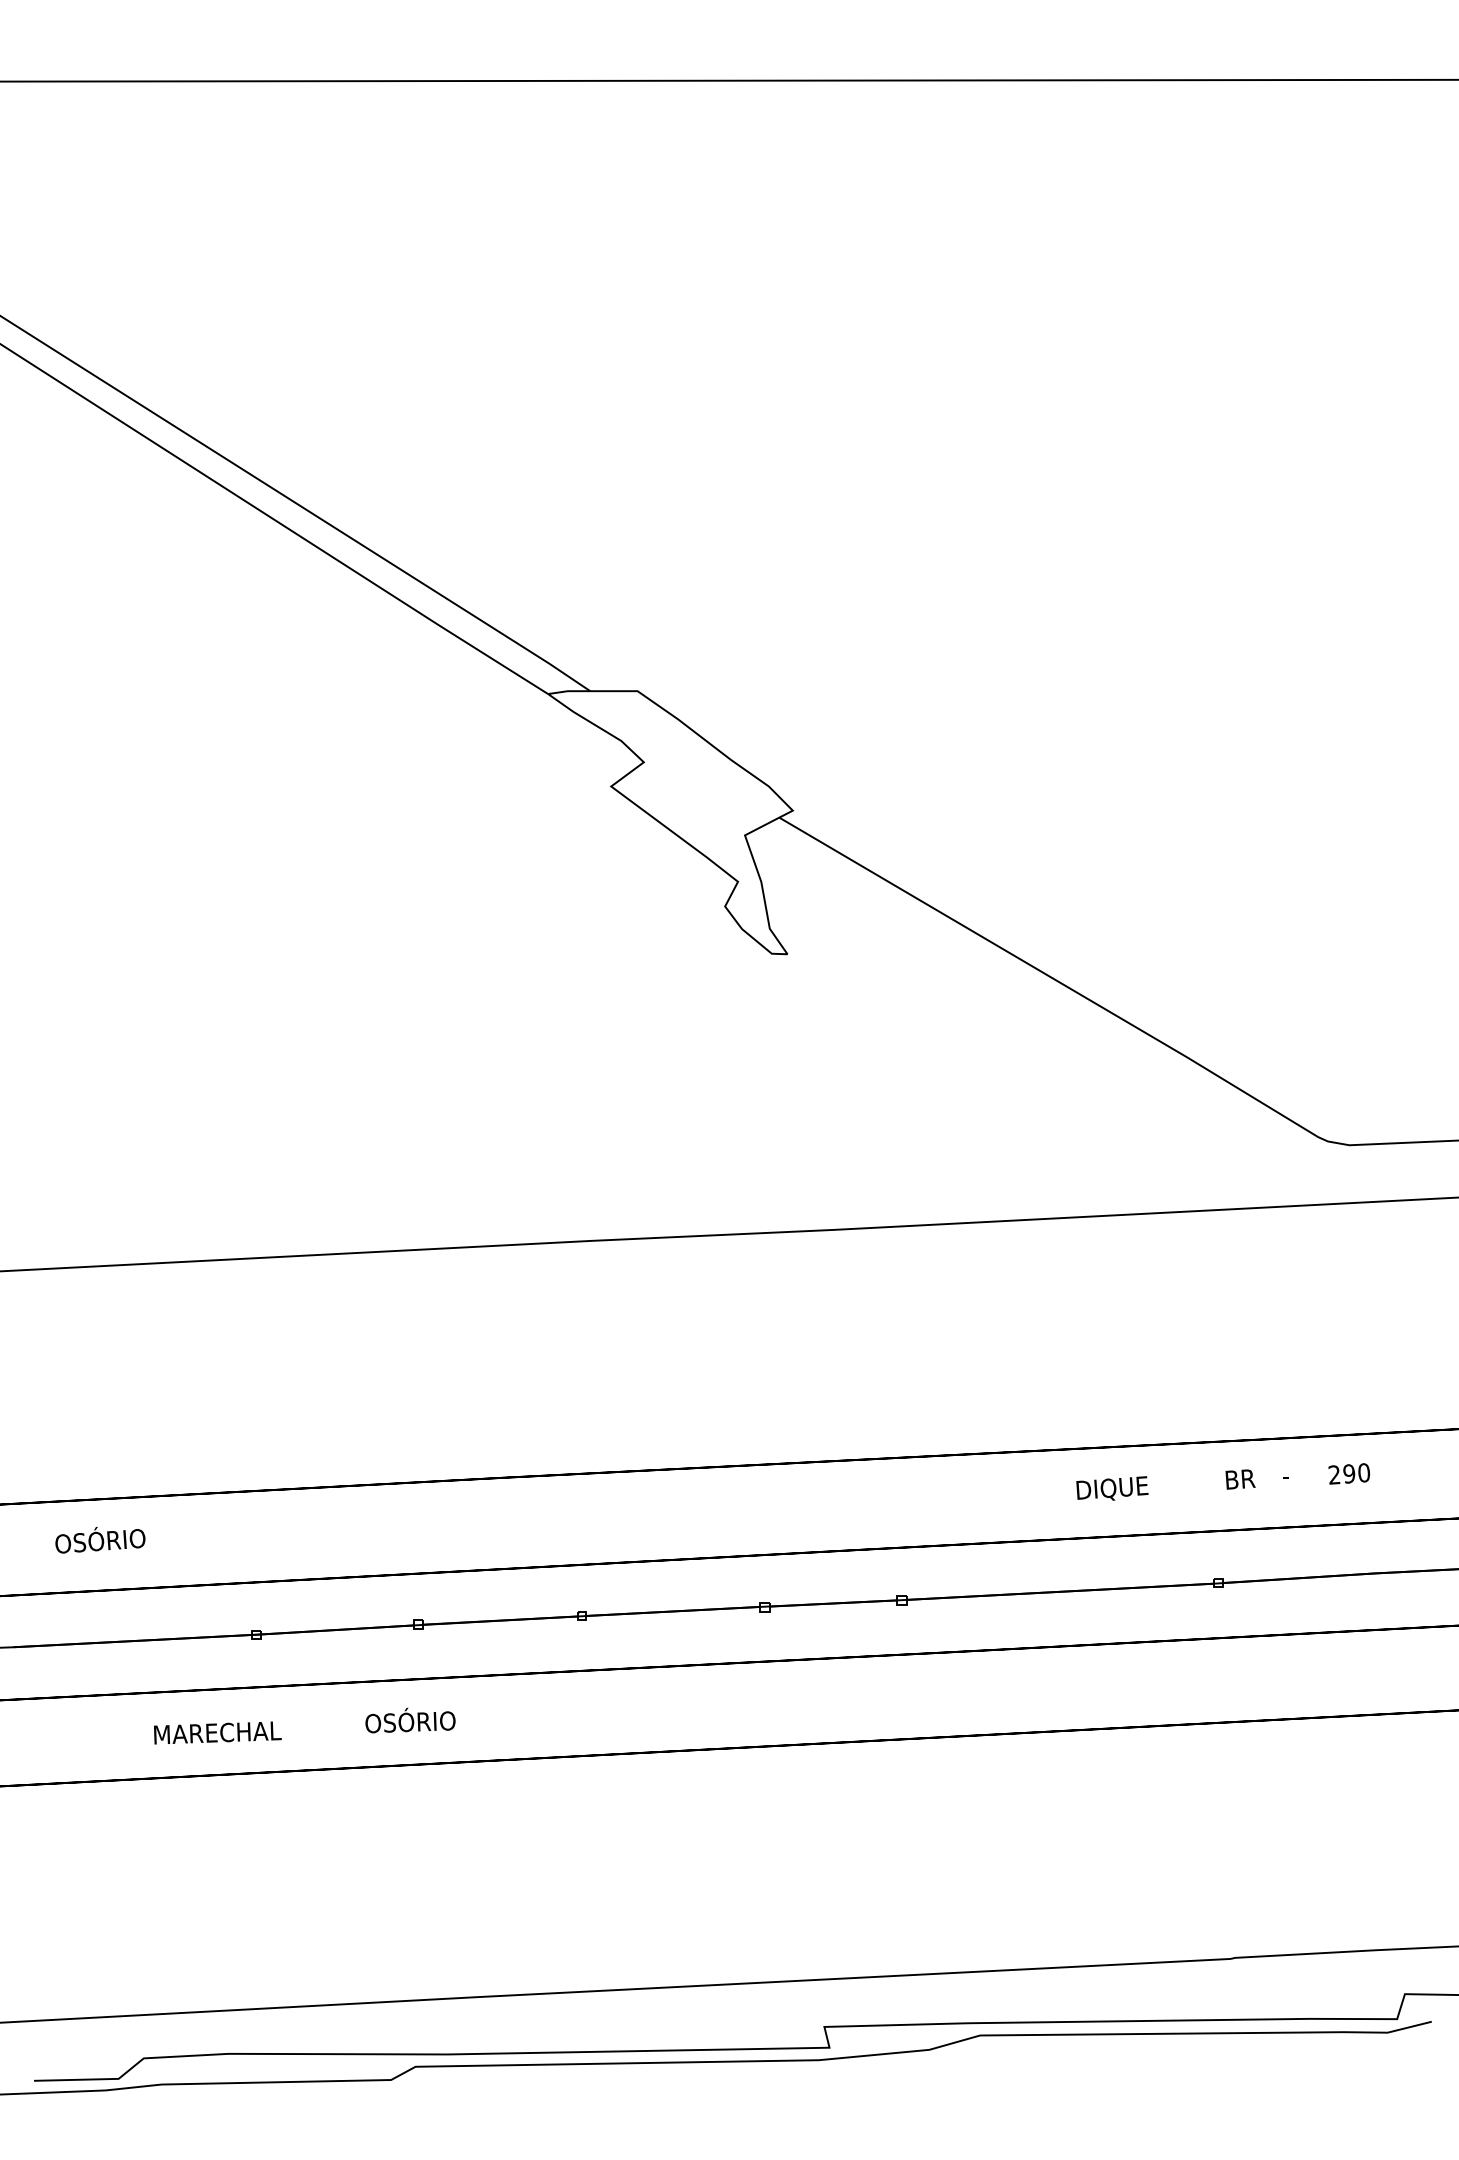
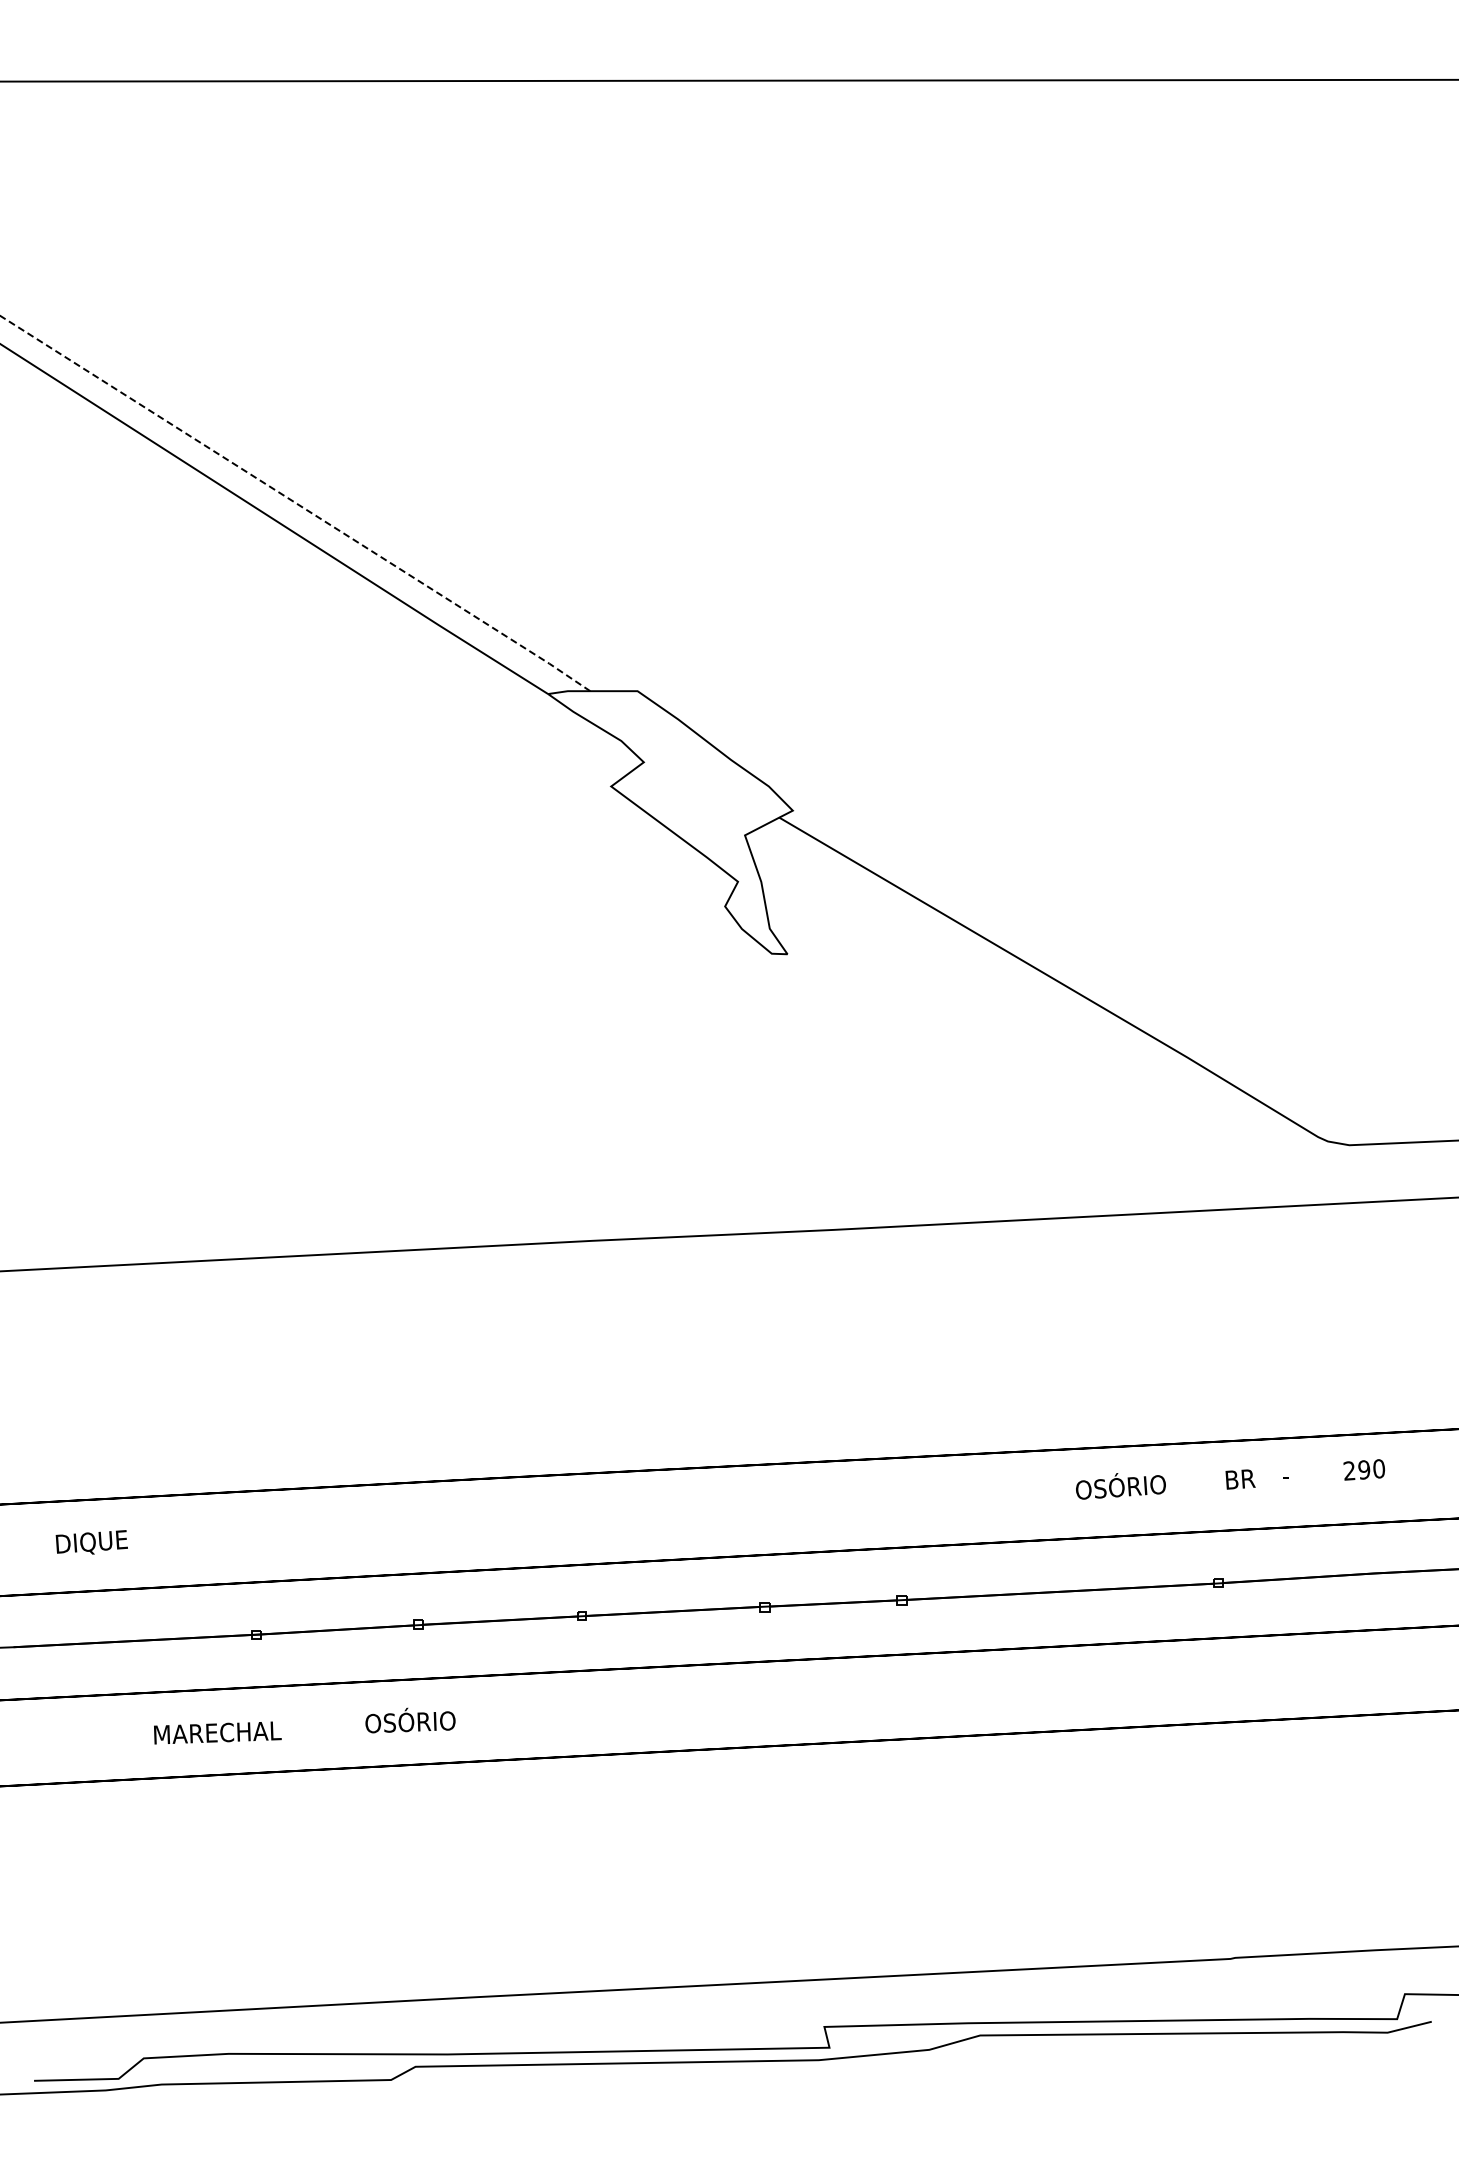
line: solid -> dashed (296, 503)
text position: (1348, 1473) -> (1363, 1469) (1363, 1469)
text: DIQUE -> OSÓRIO (1120, 1486)
text: OSÓRIO -> DIQUE (100, 1540)
